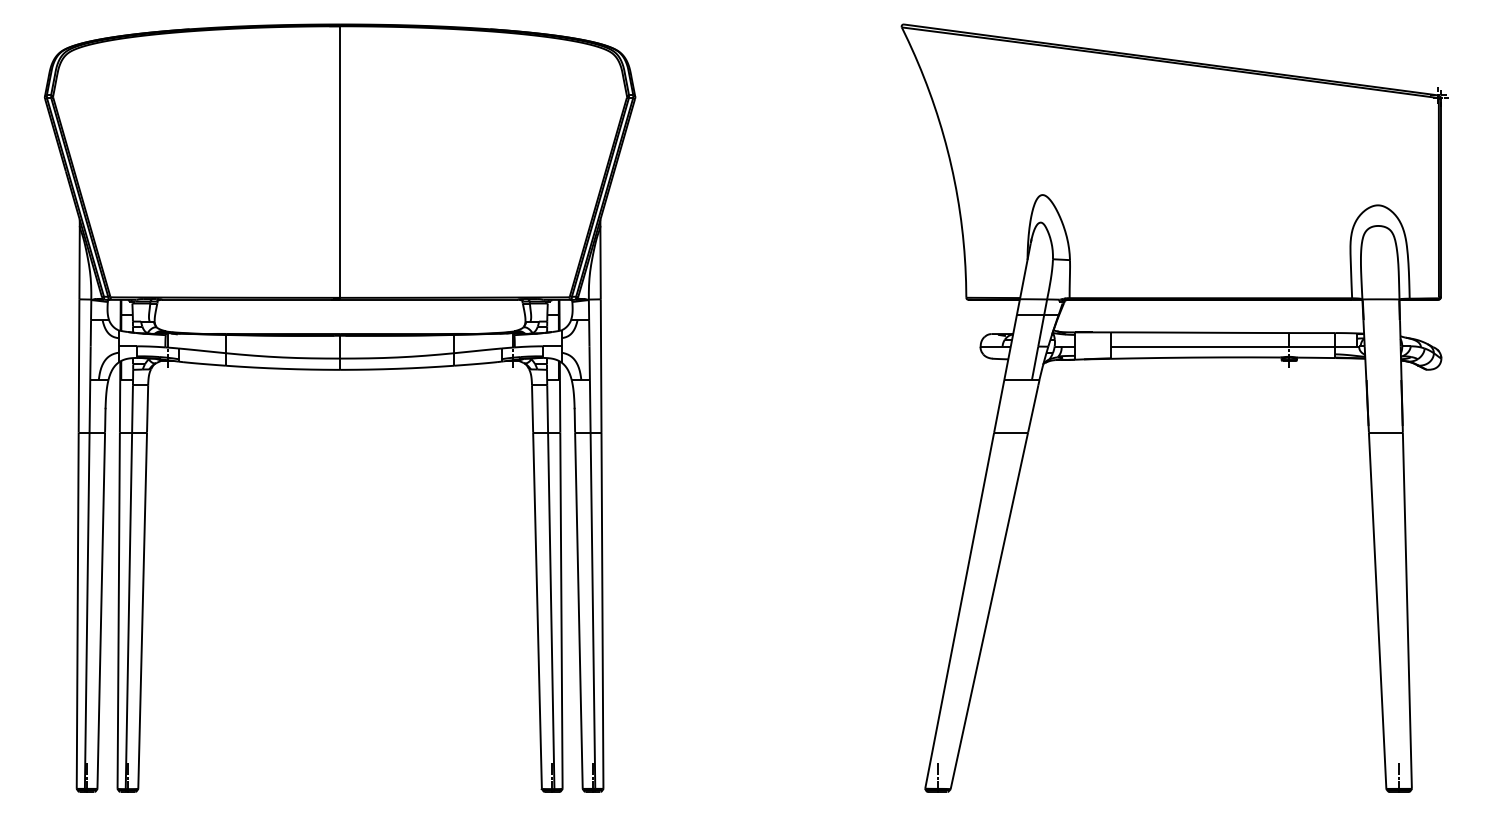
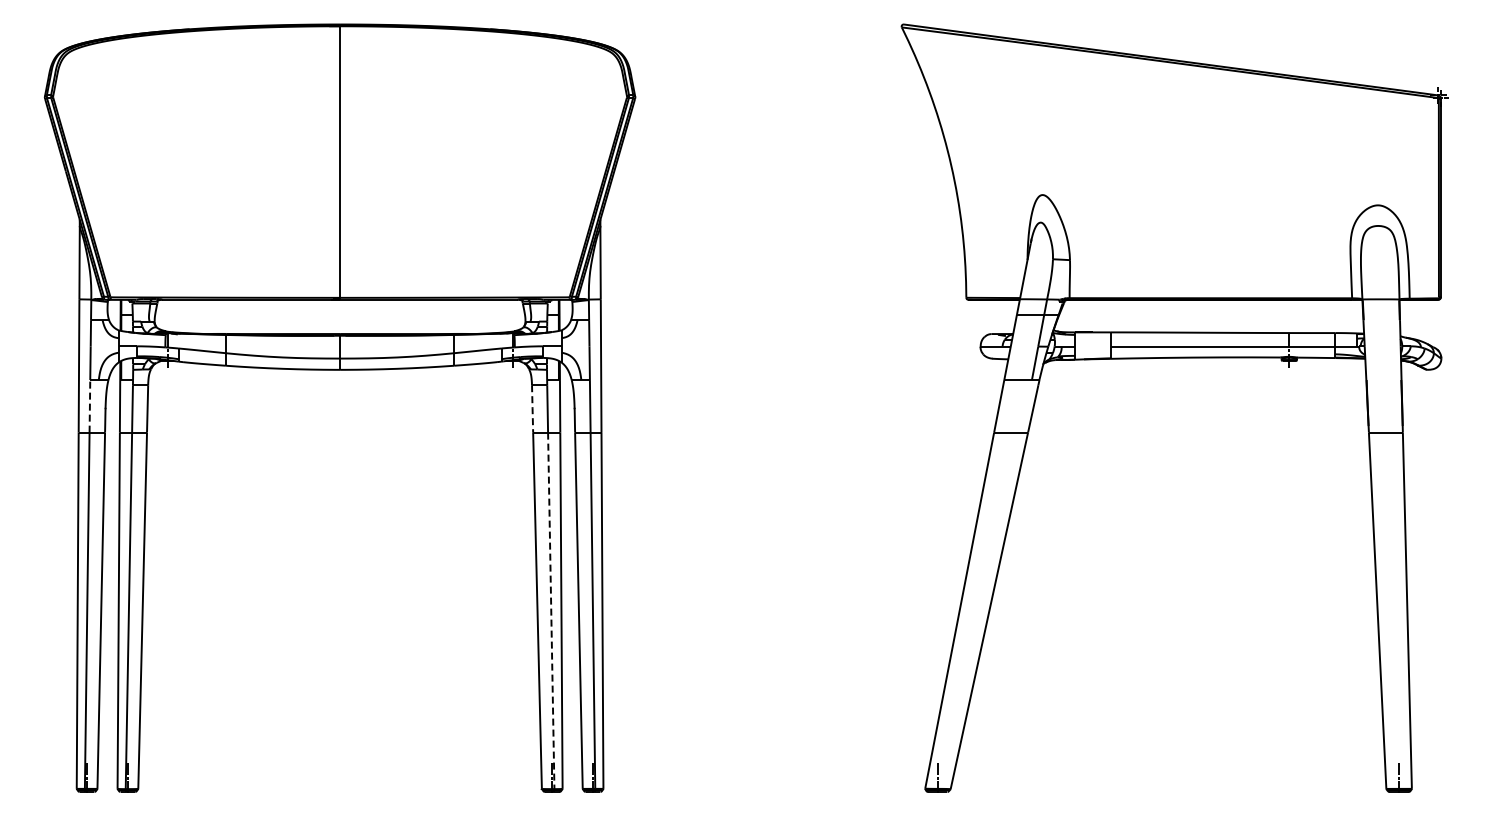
line: solid -> dashed (89, 405)
line: solid -> dashed (532, 408)
line: solid -> dashed (551, 611)
